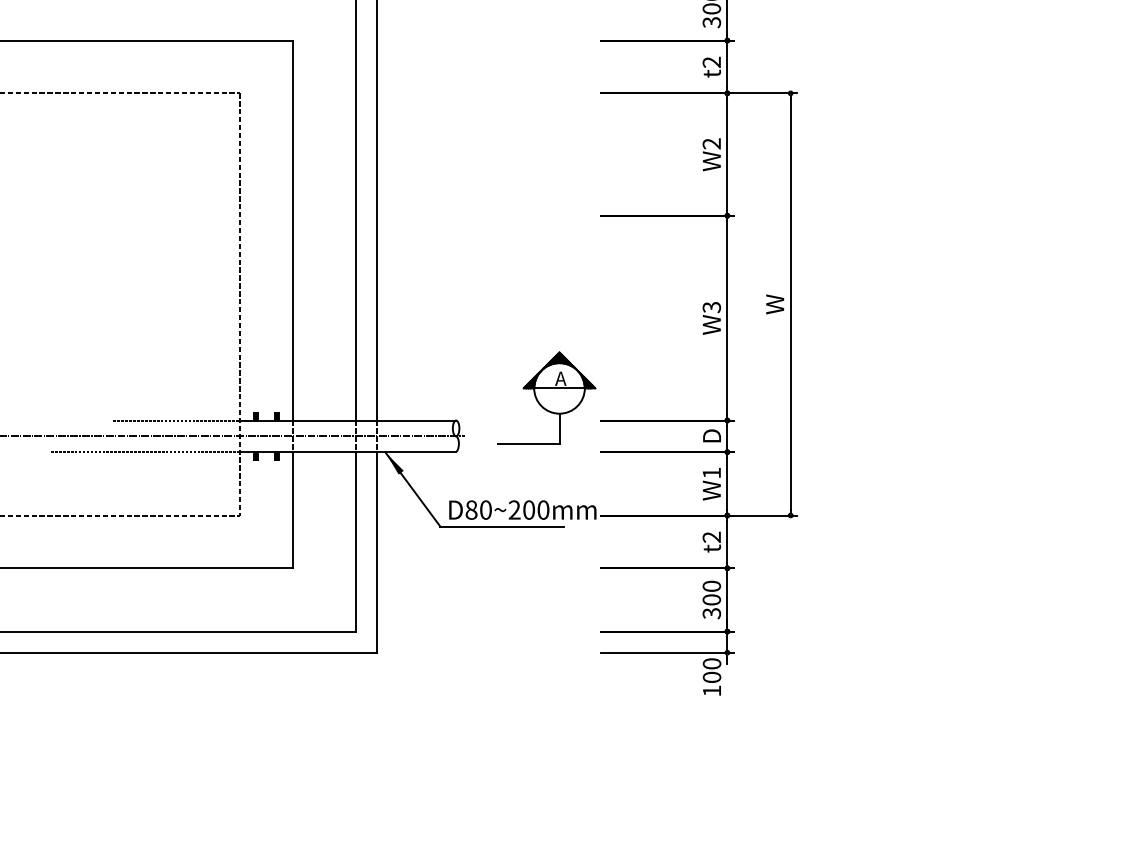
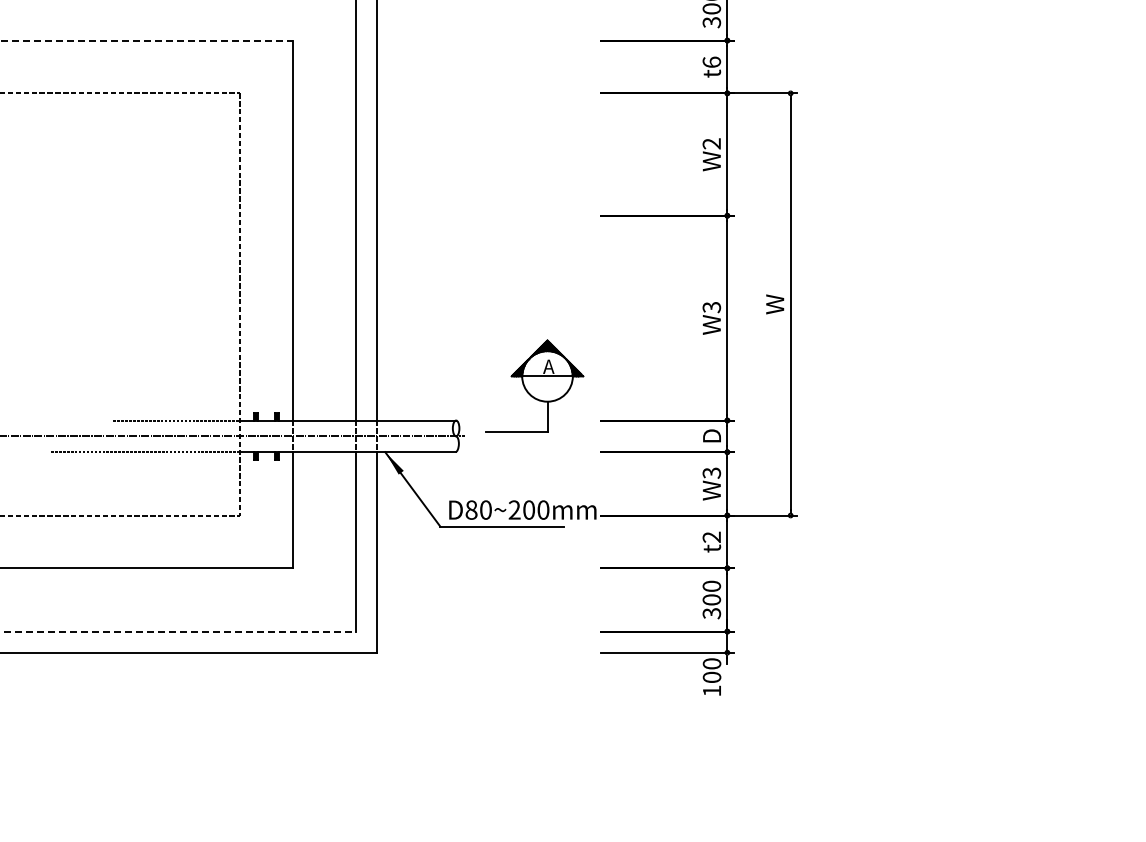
line: solid -> dashed (146, 40)
text: t2 -> t6 (711, 61)
part position: (546, 397) -> (534, 385) (534, 385)
text: W1 -> W3 (711, 472)
line: solid -> dashed (178, 631)
